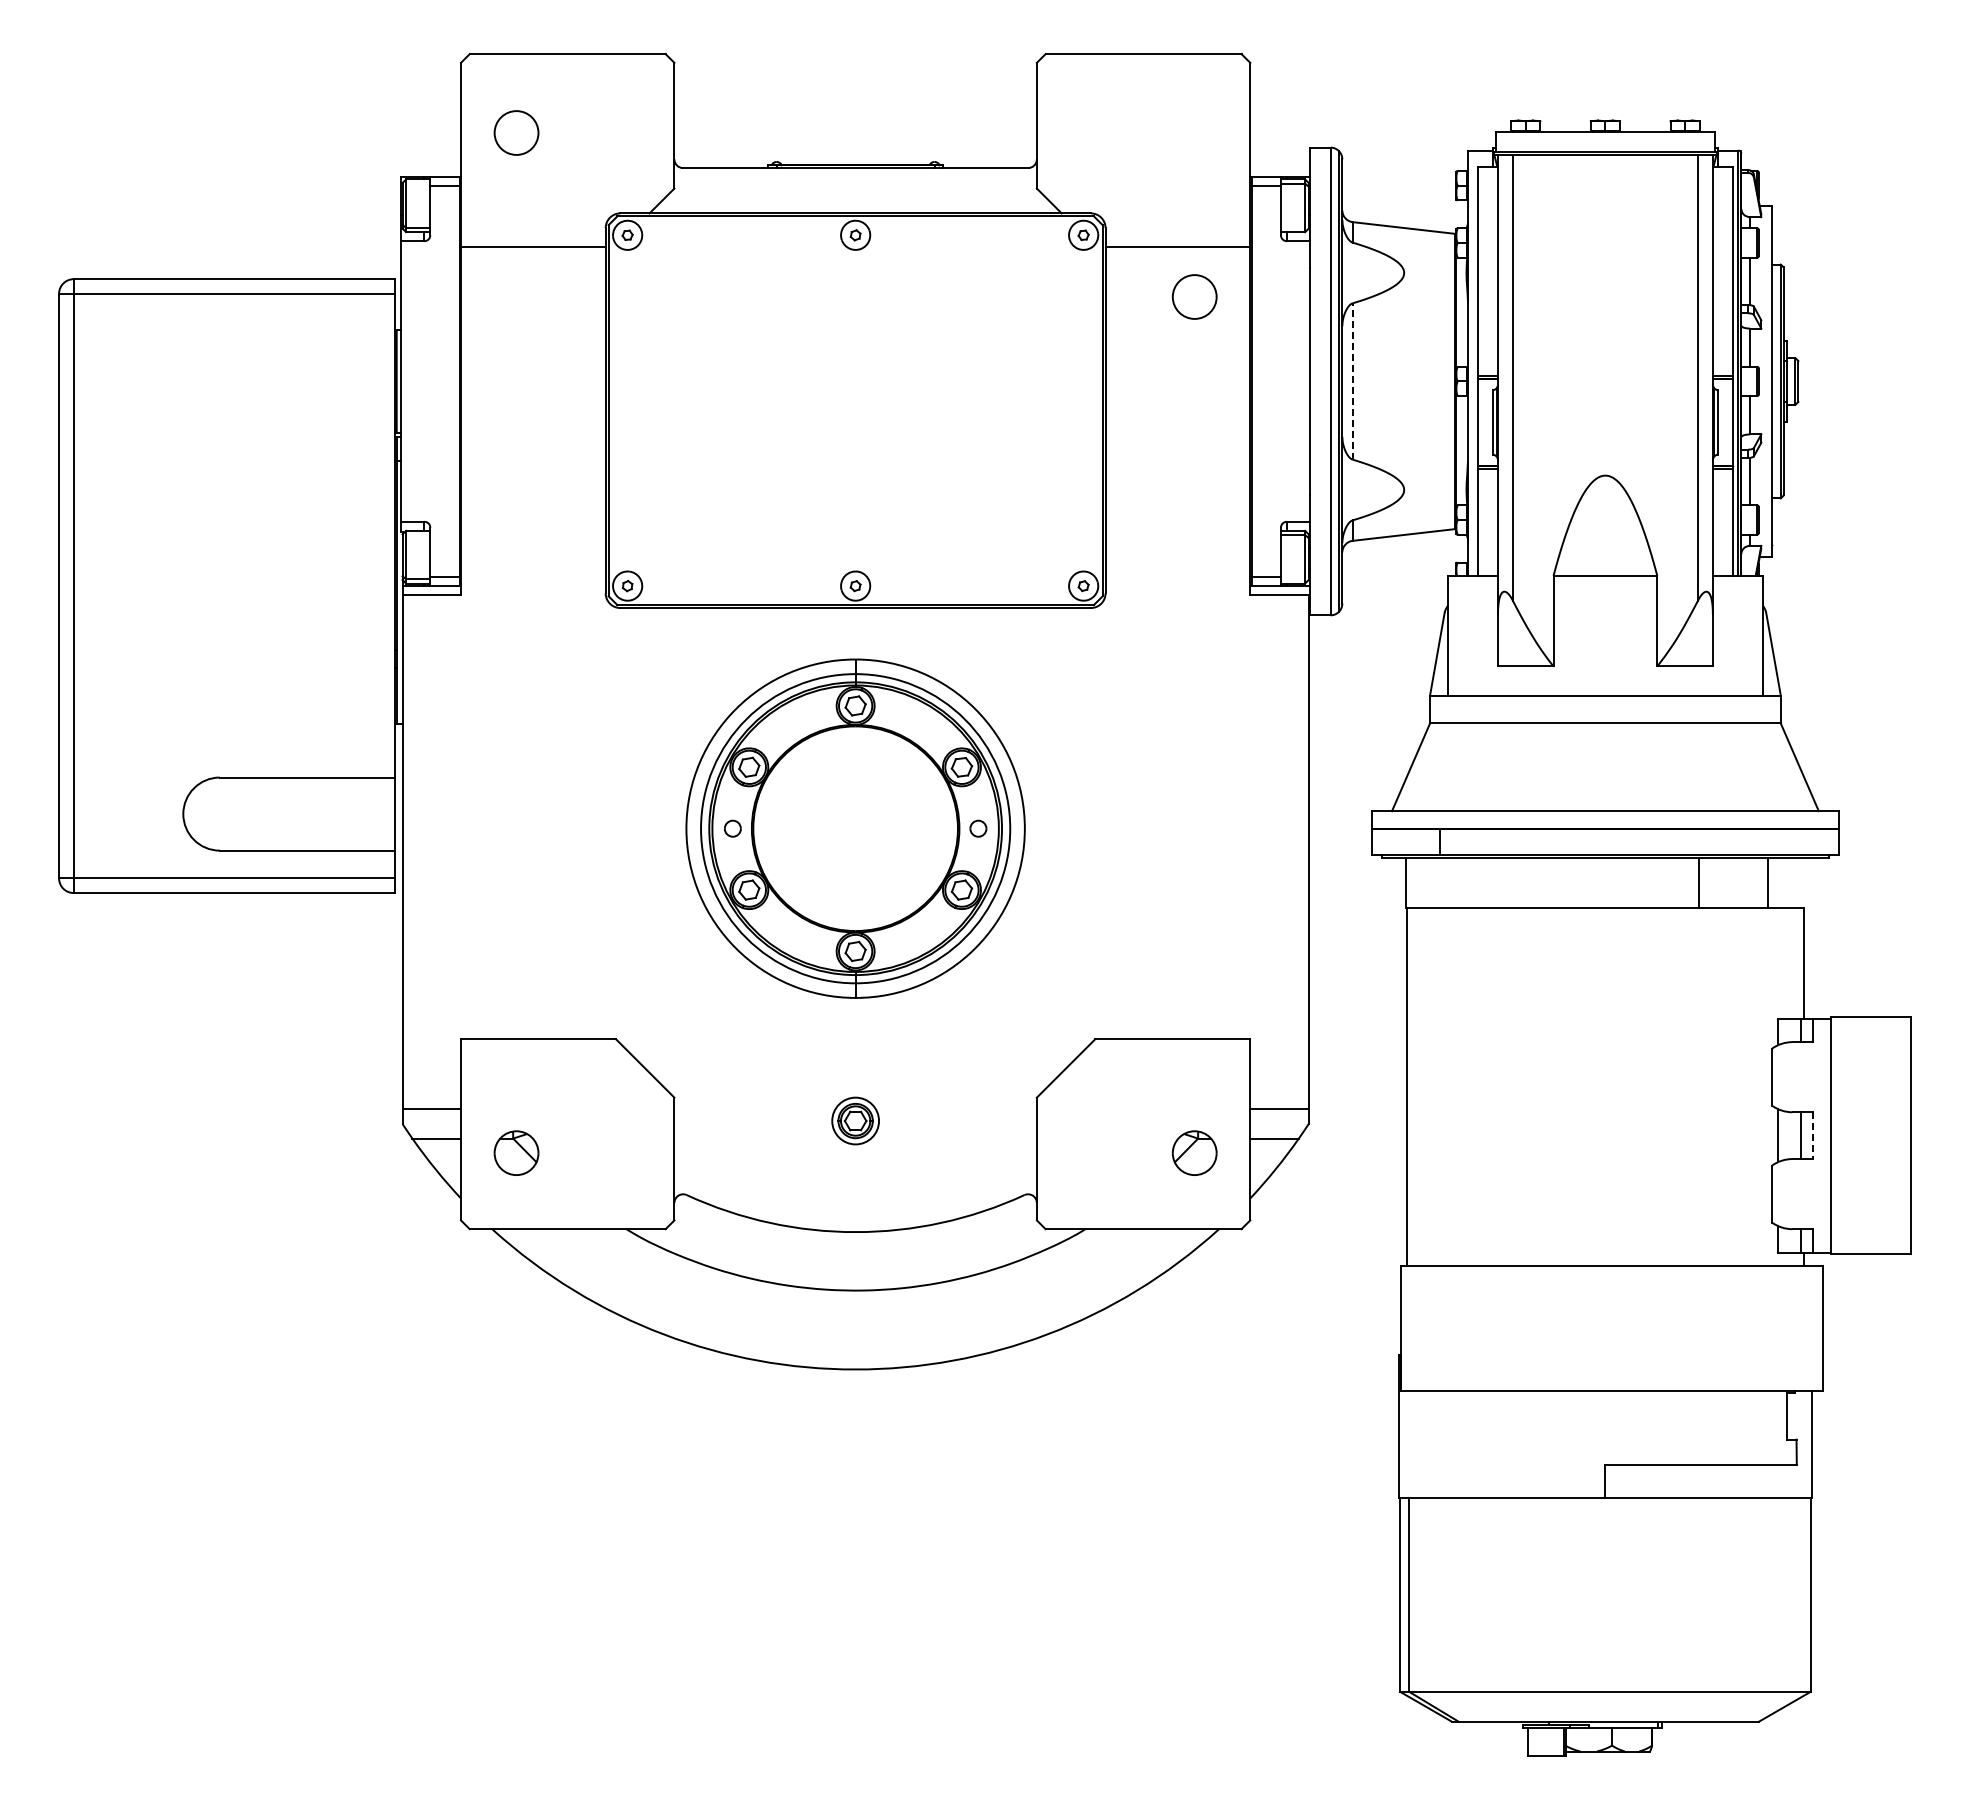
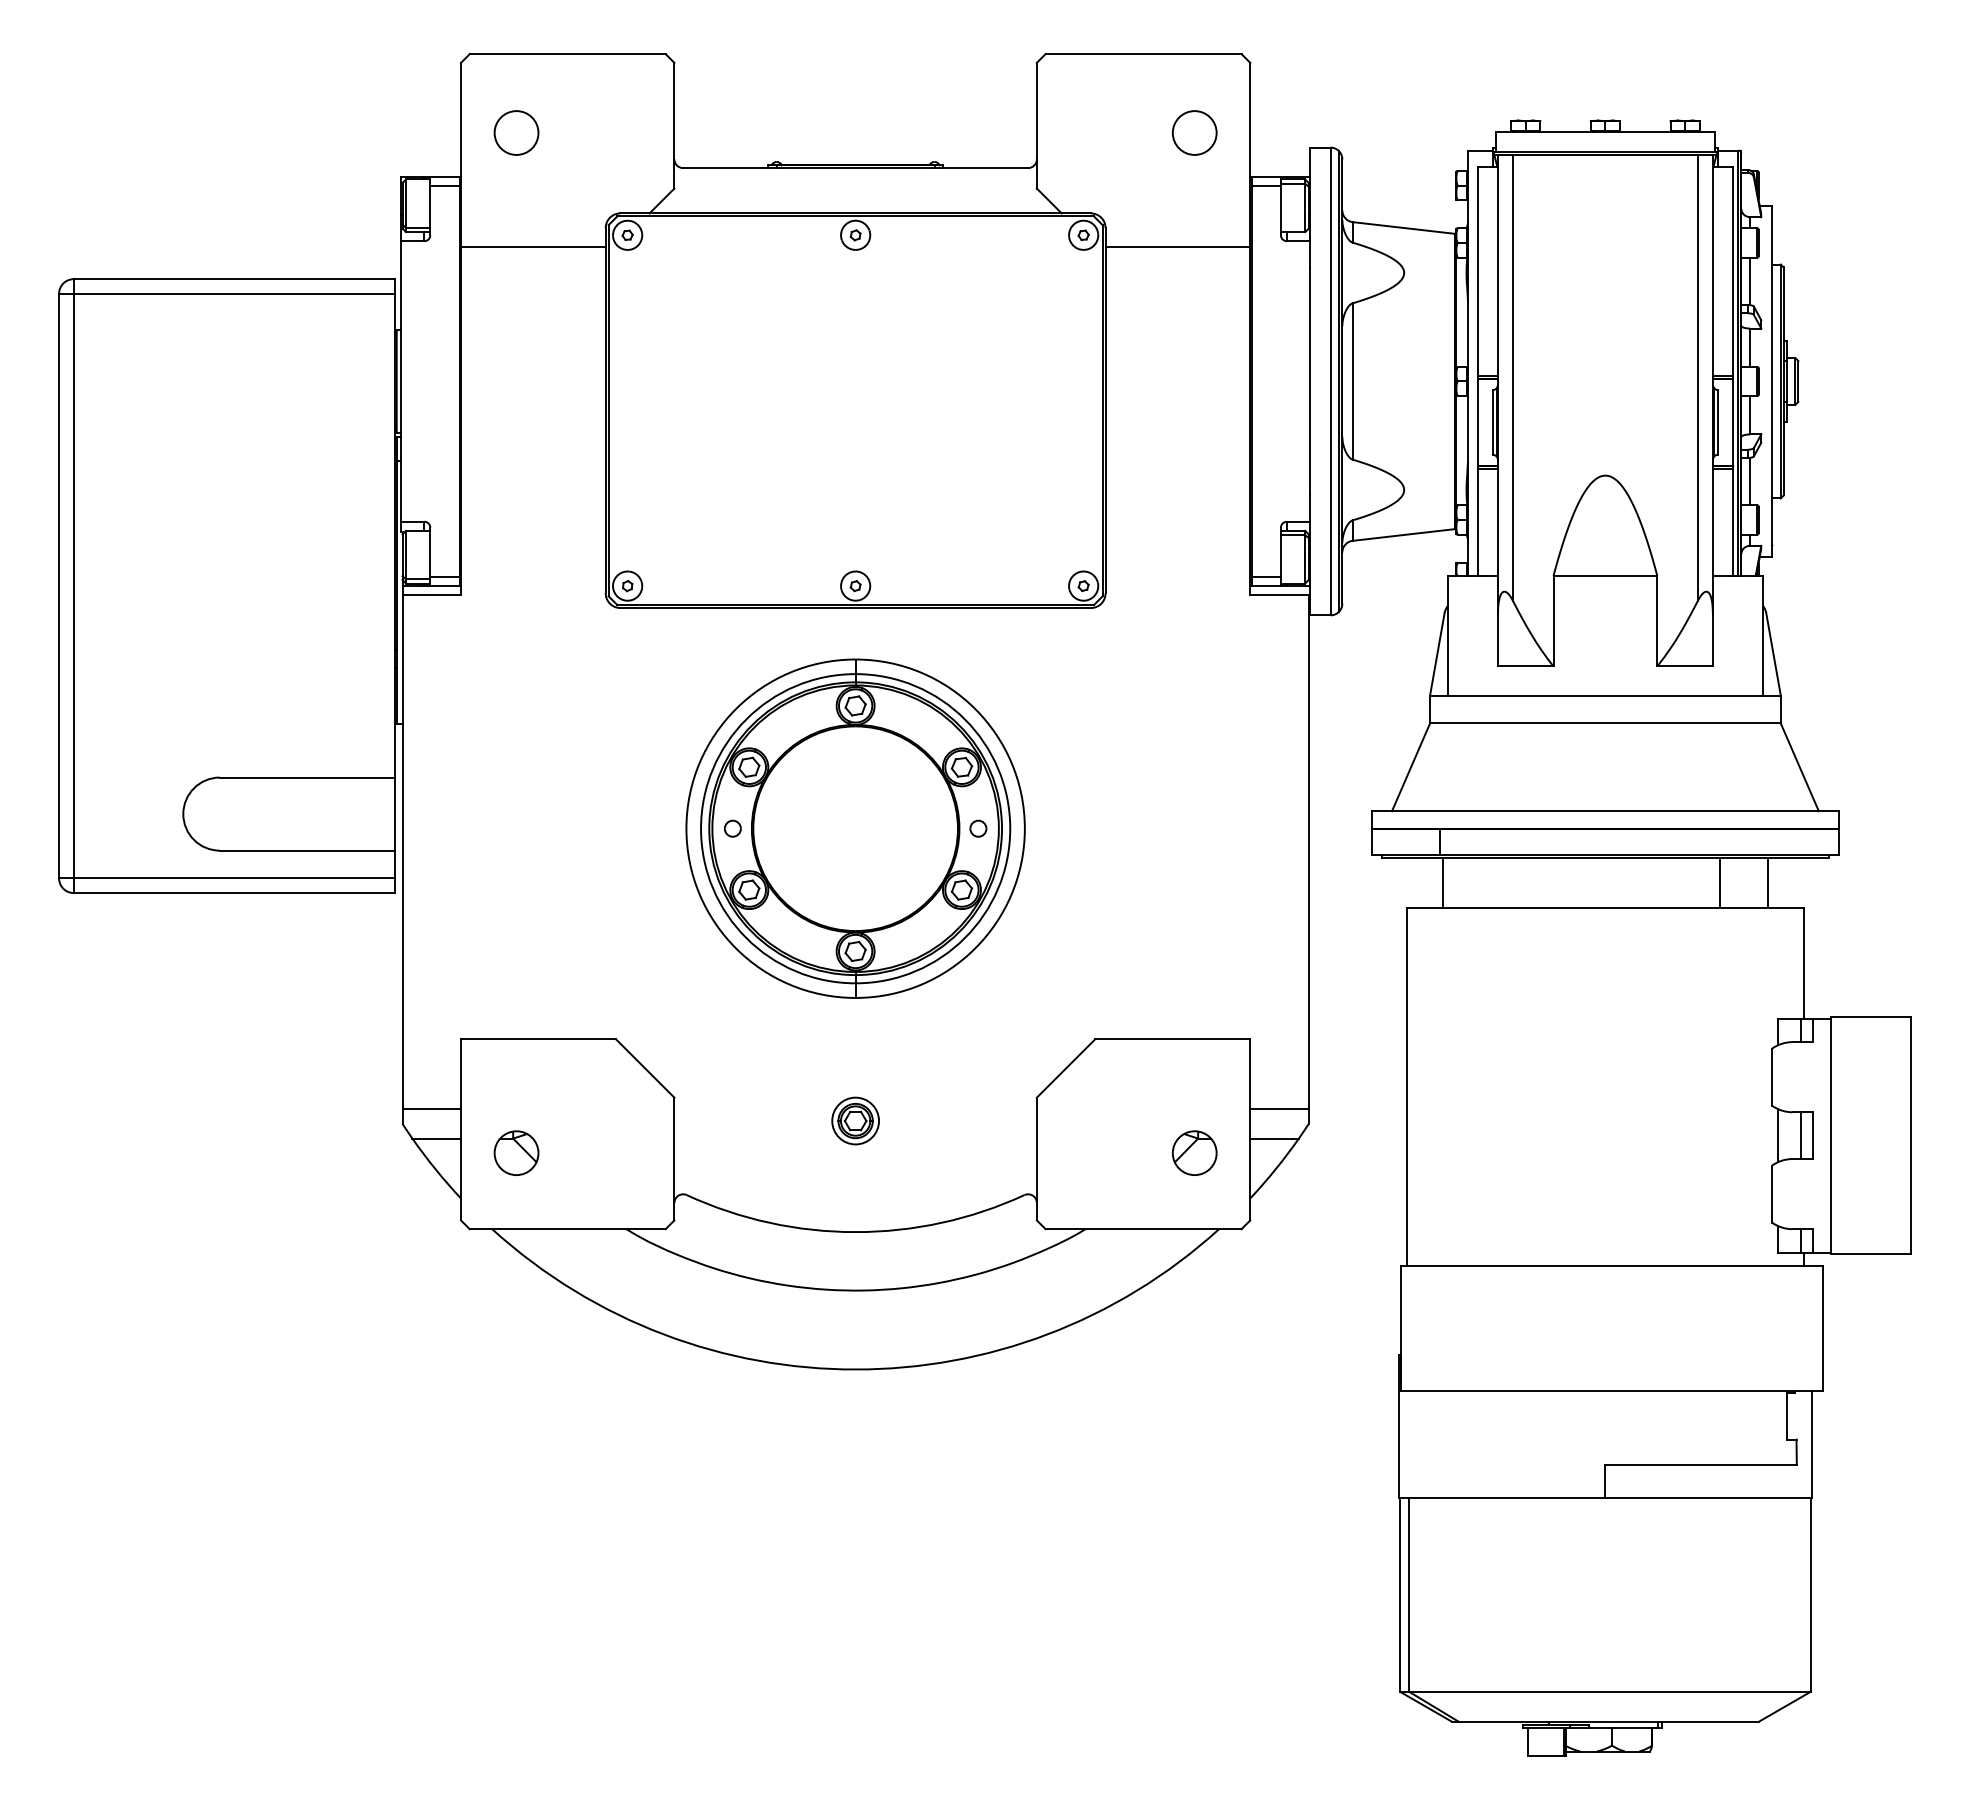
part position: (1194, 296) -> (1194, 132) (1194, 132)
line: dashed -> solid (1352, 380)
line position: (1406, 882) -> (1443, 882) (1443, 882)
line position: (1699, 882) -> (1720, 882) (1720, 882)
line: dashed -> solid (1812, 1136)
